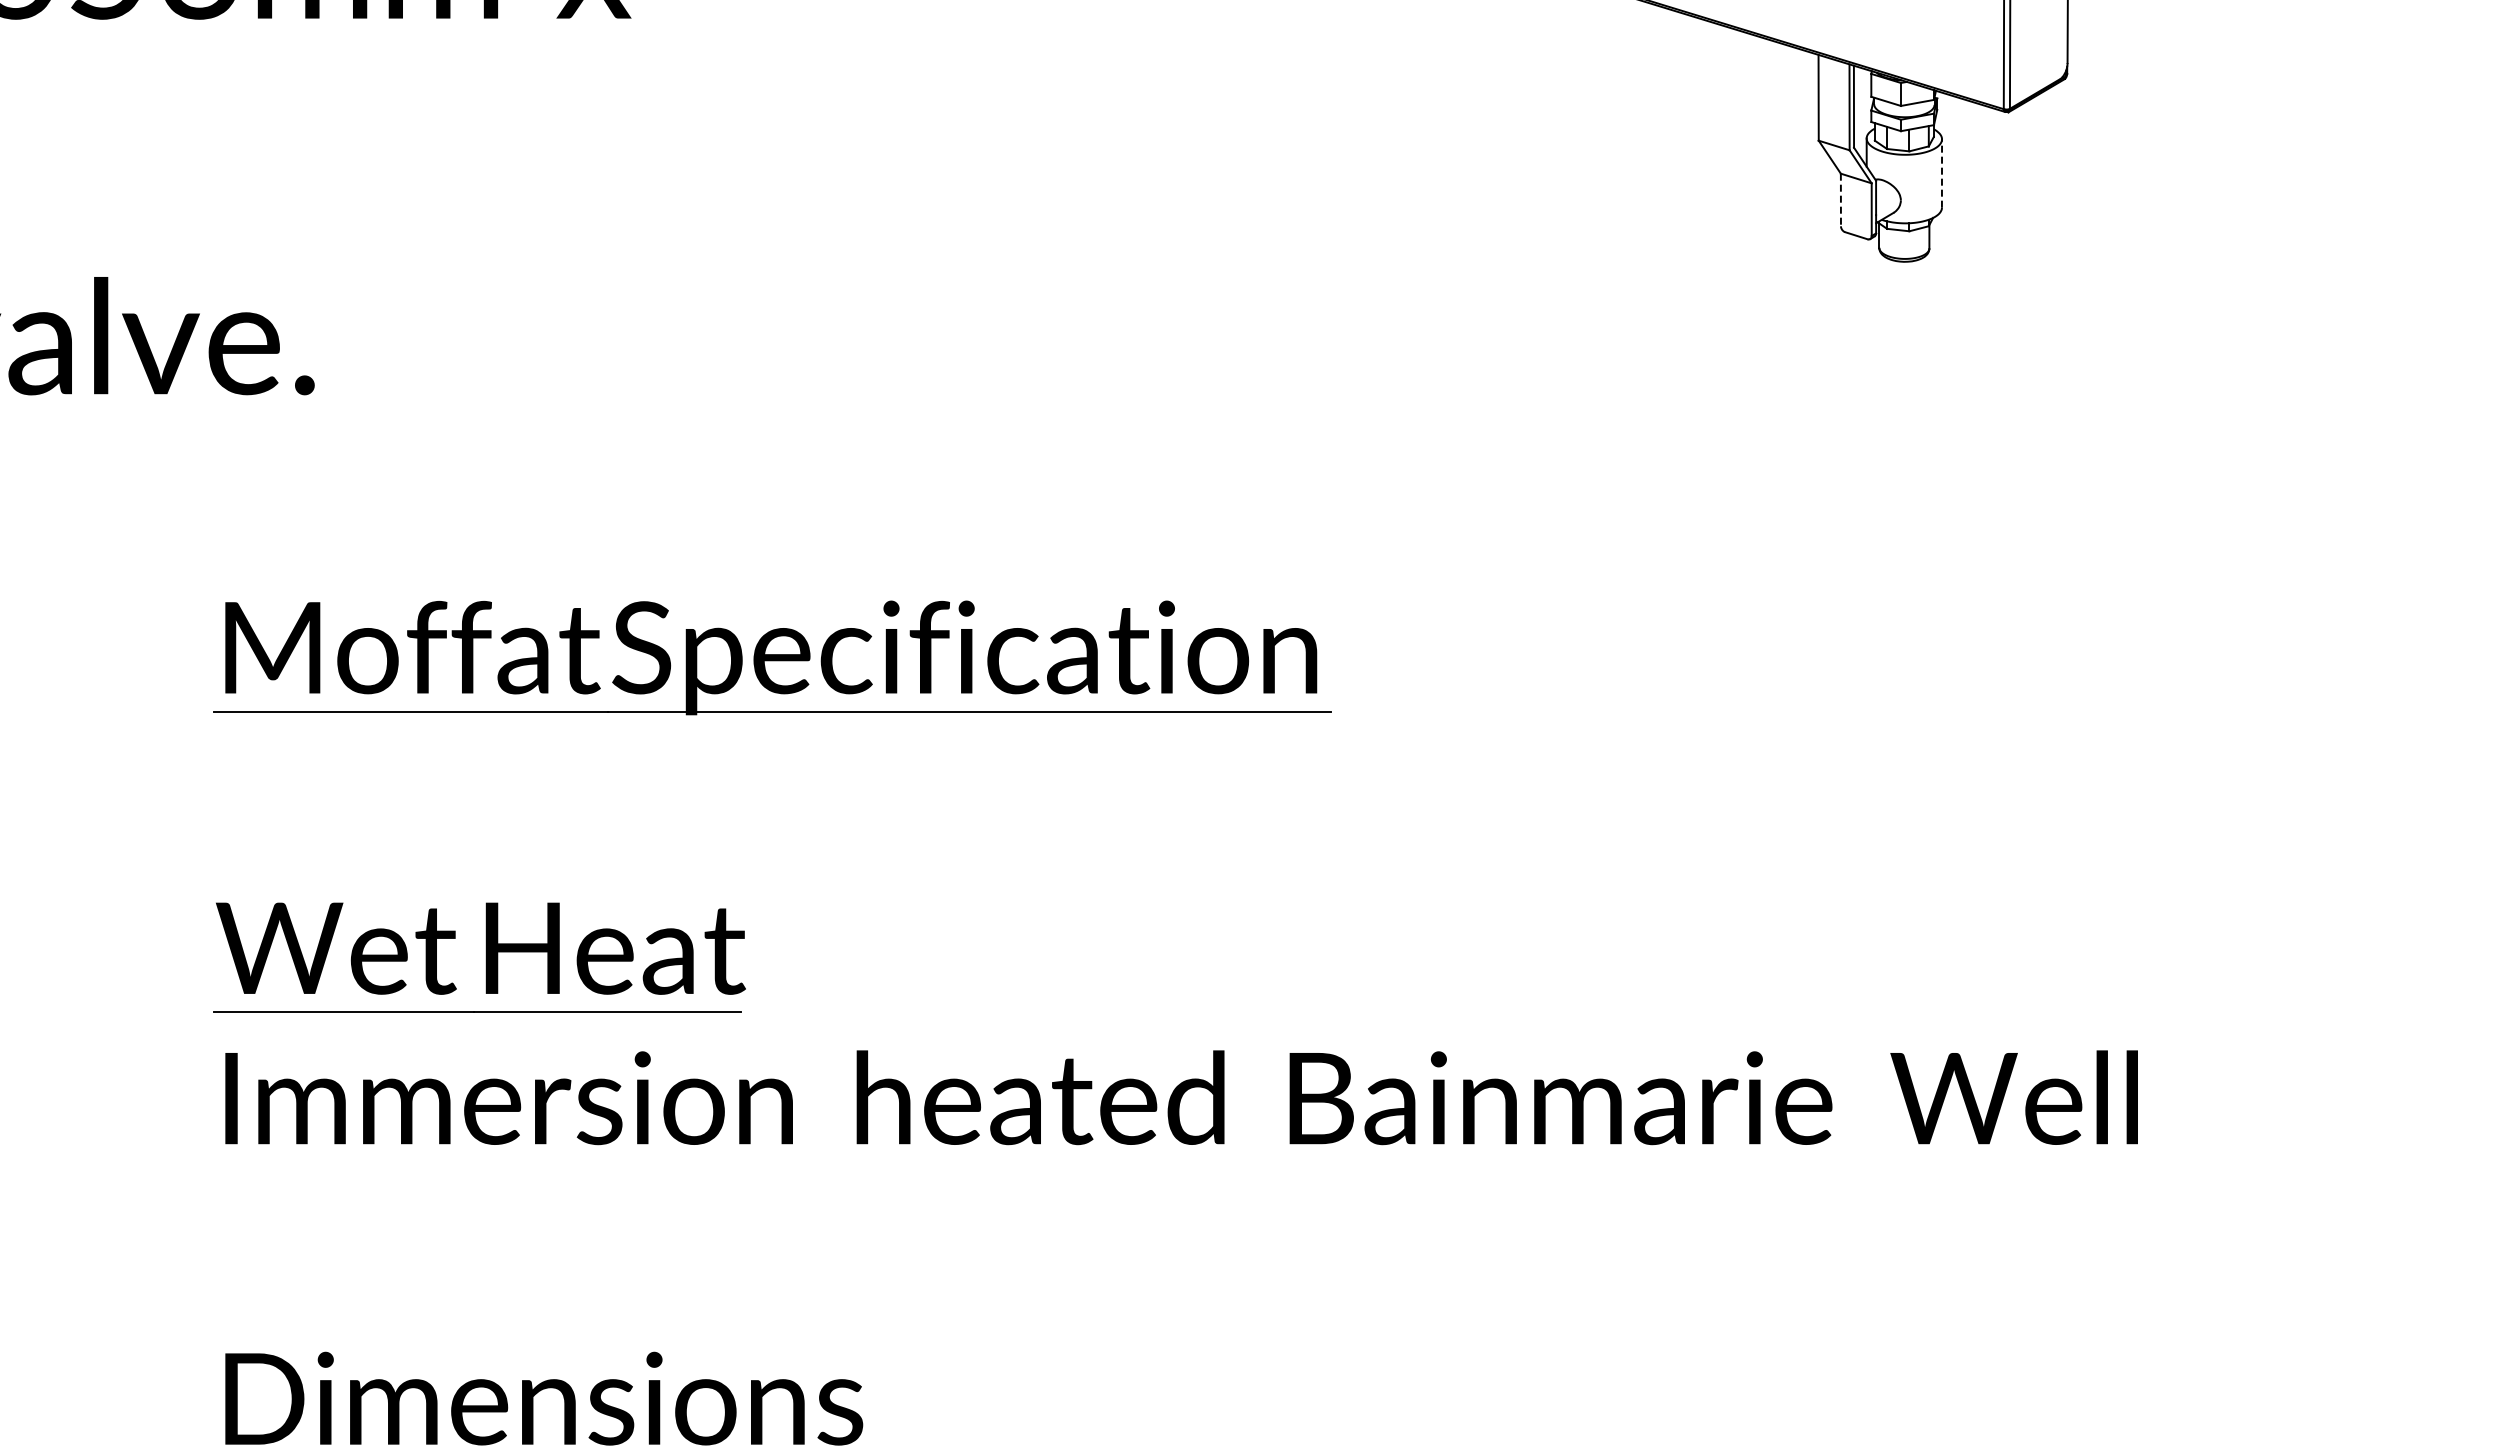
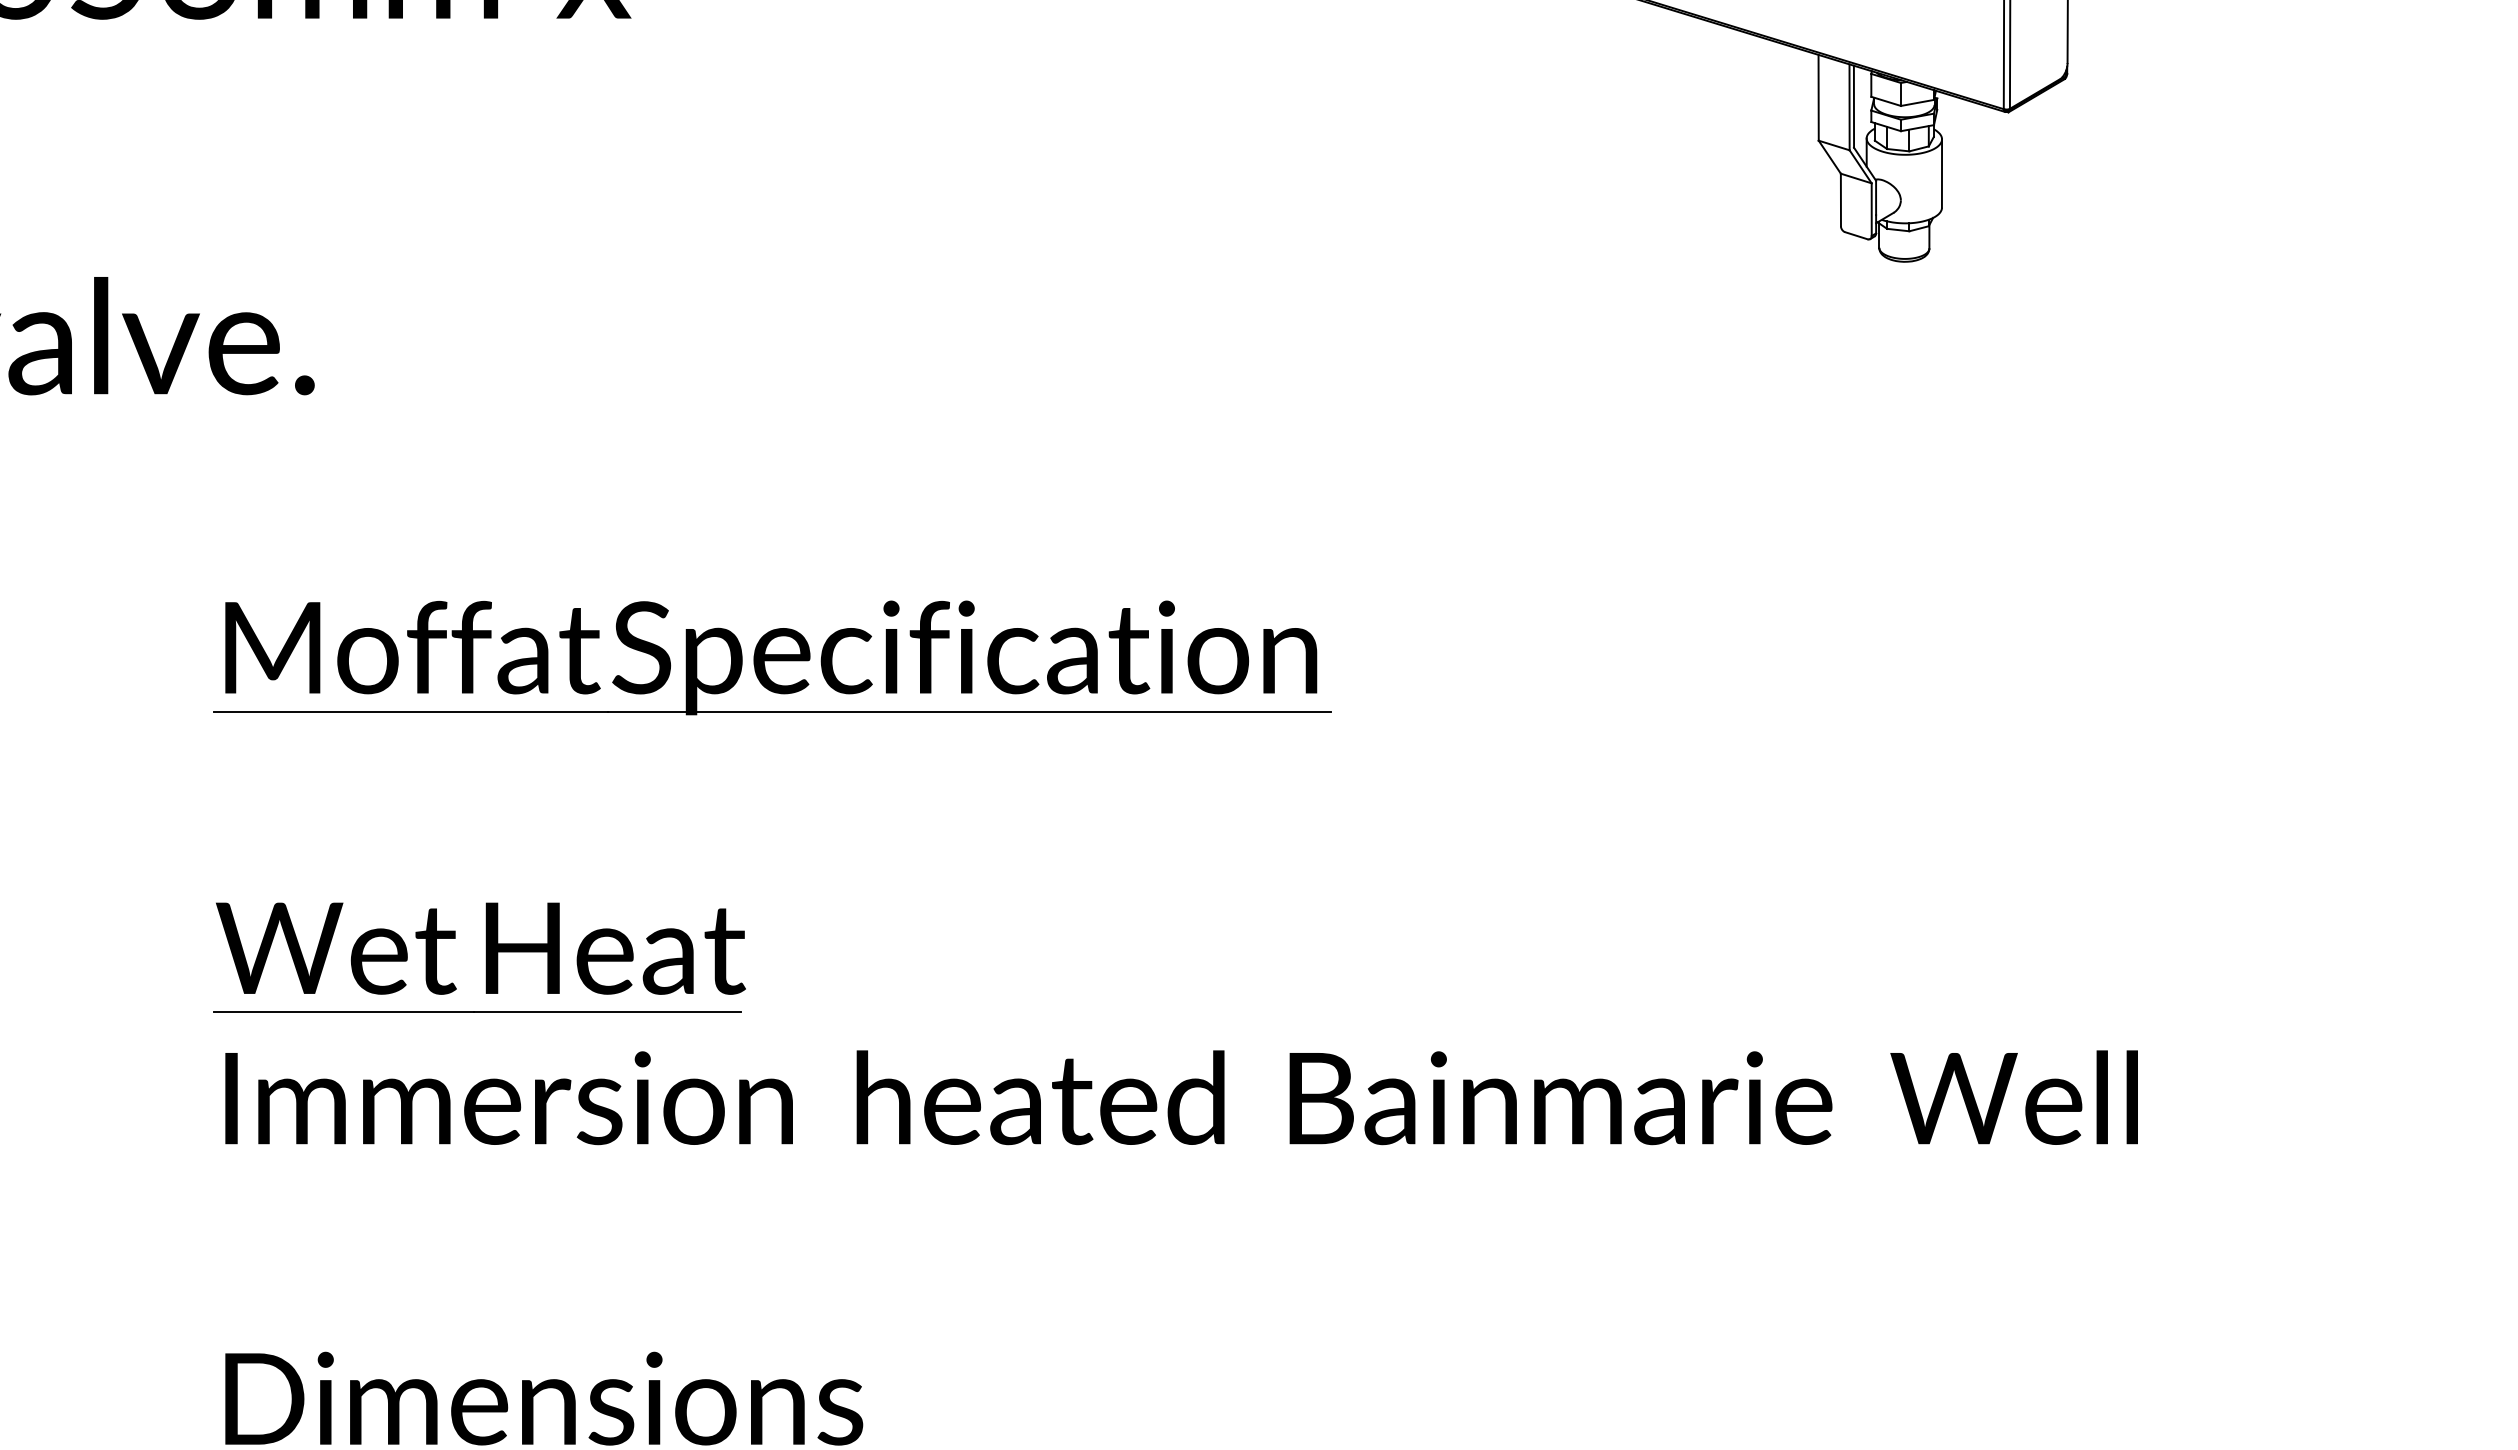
line: dashed -> solid (1941, 172)
line: dashed -> solid (1840, 200)
